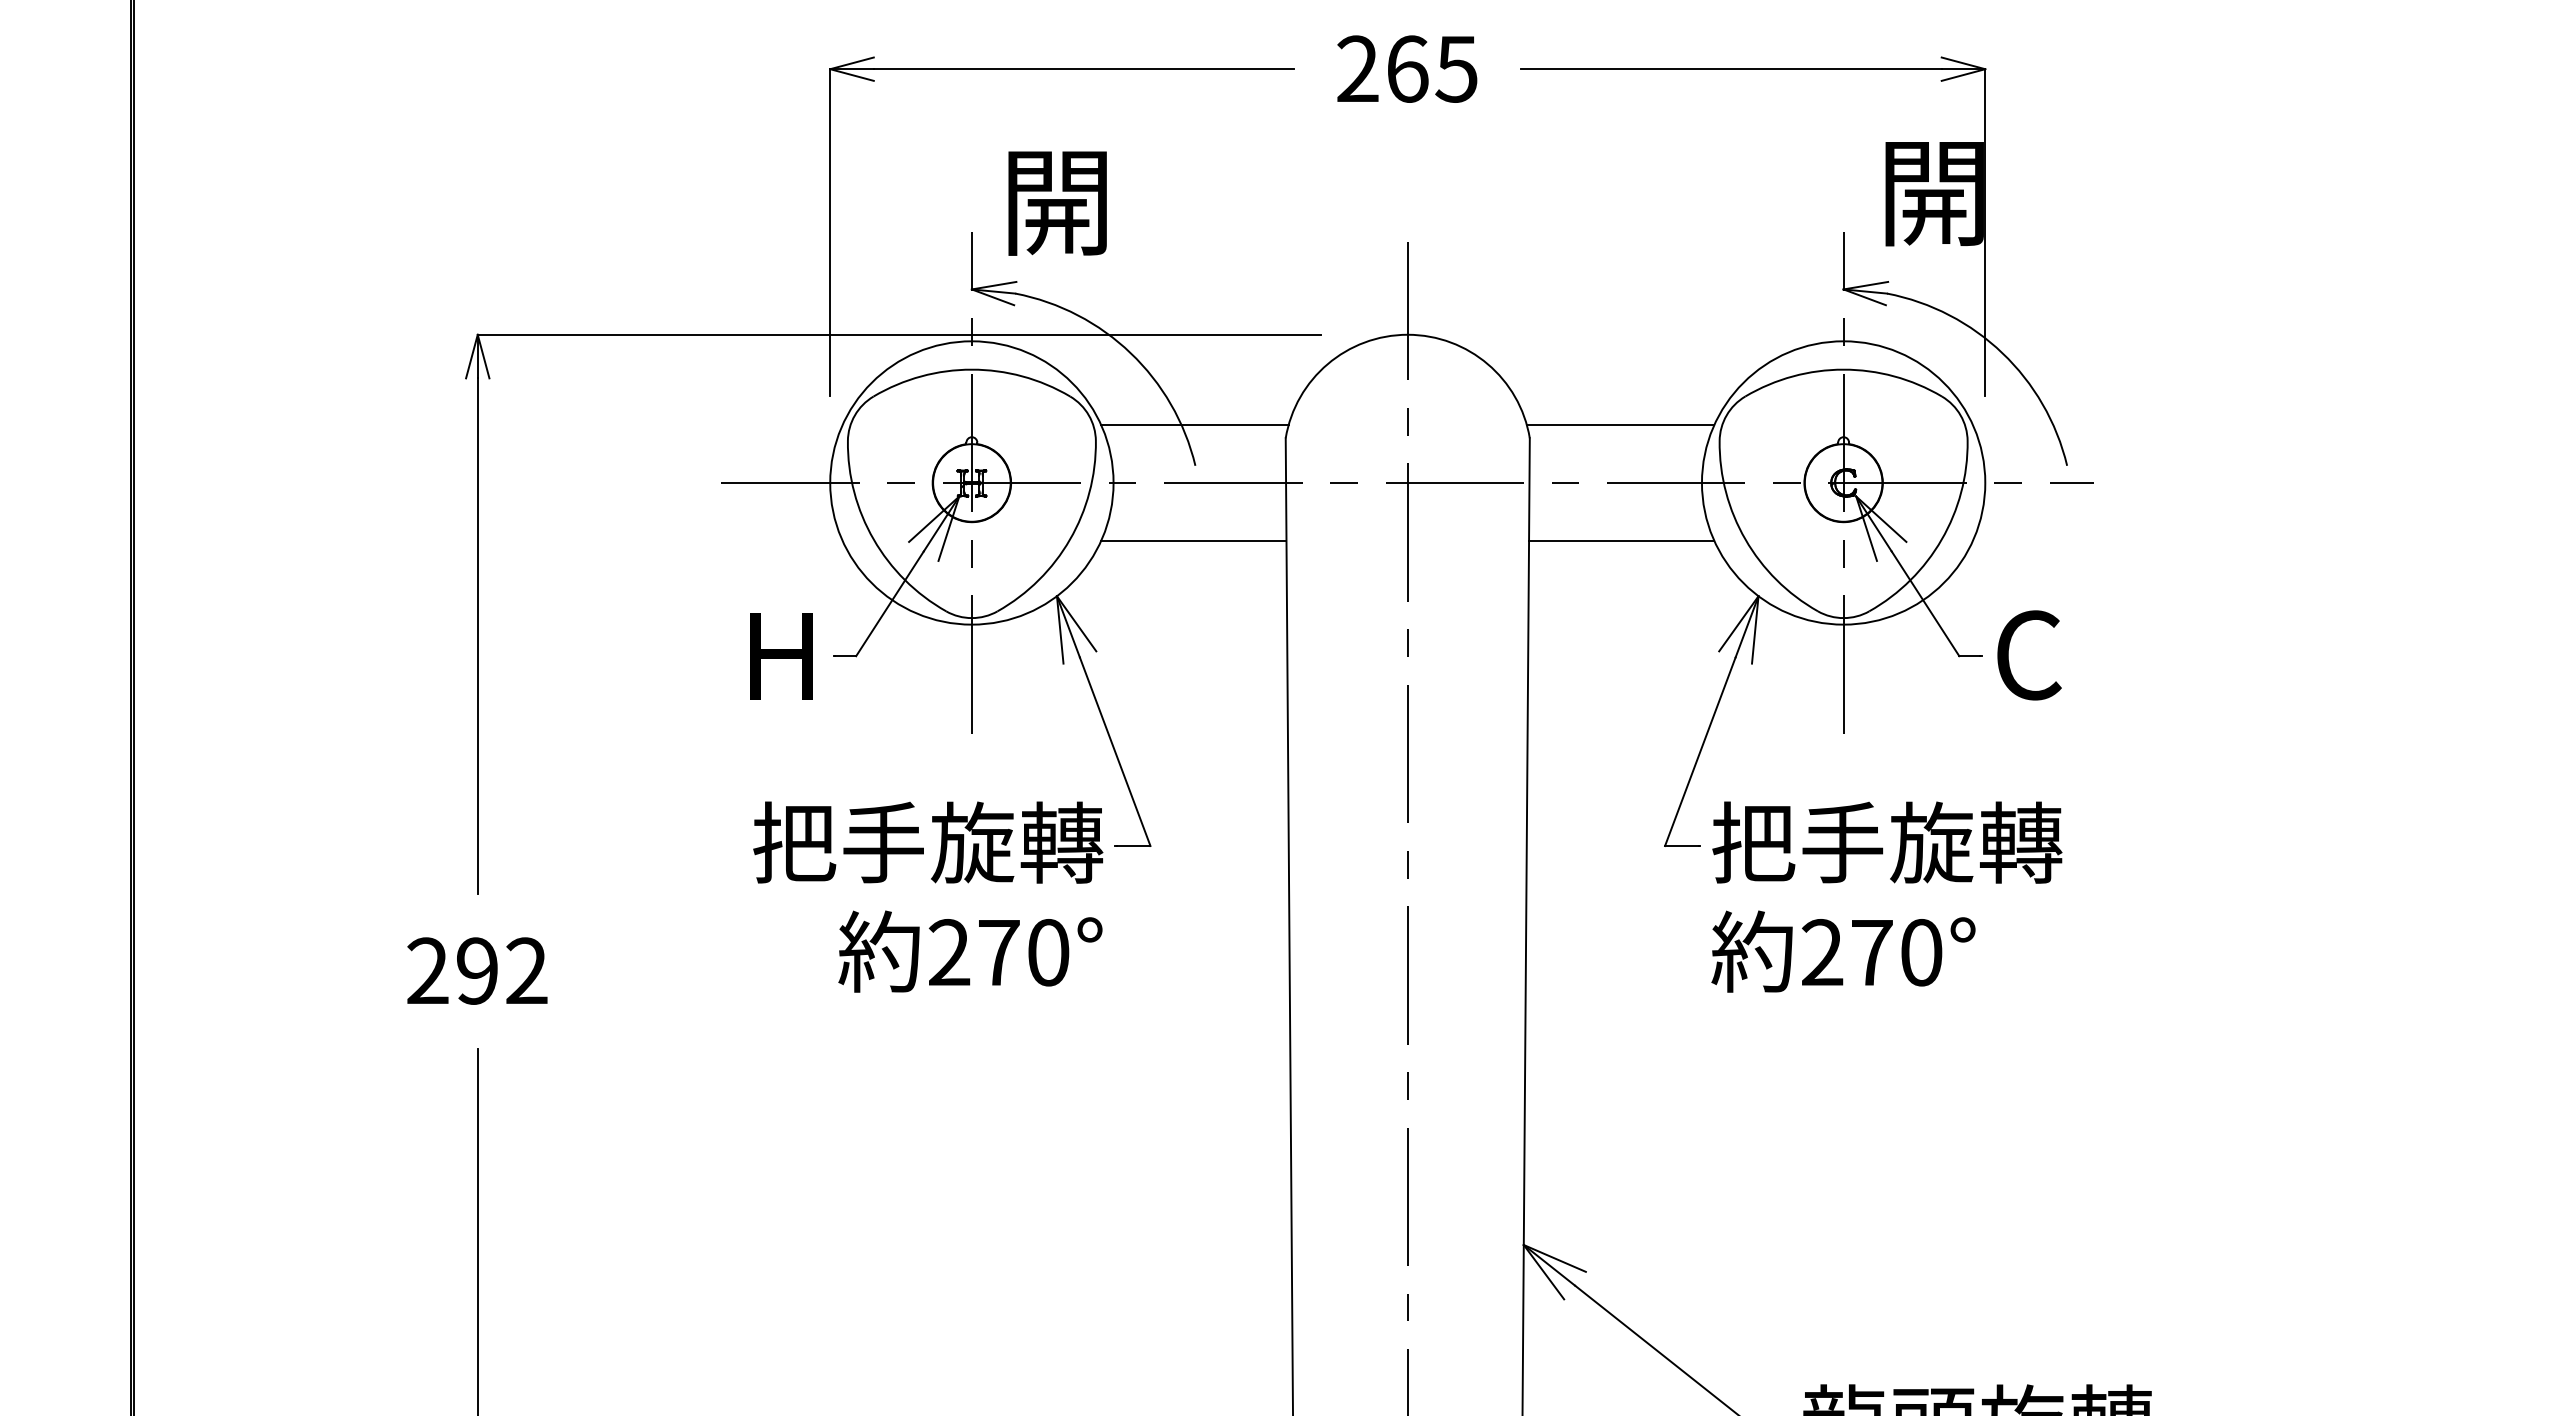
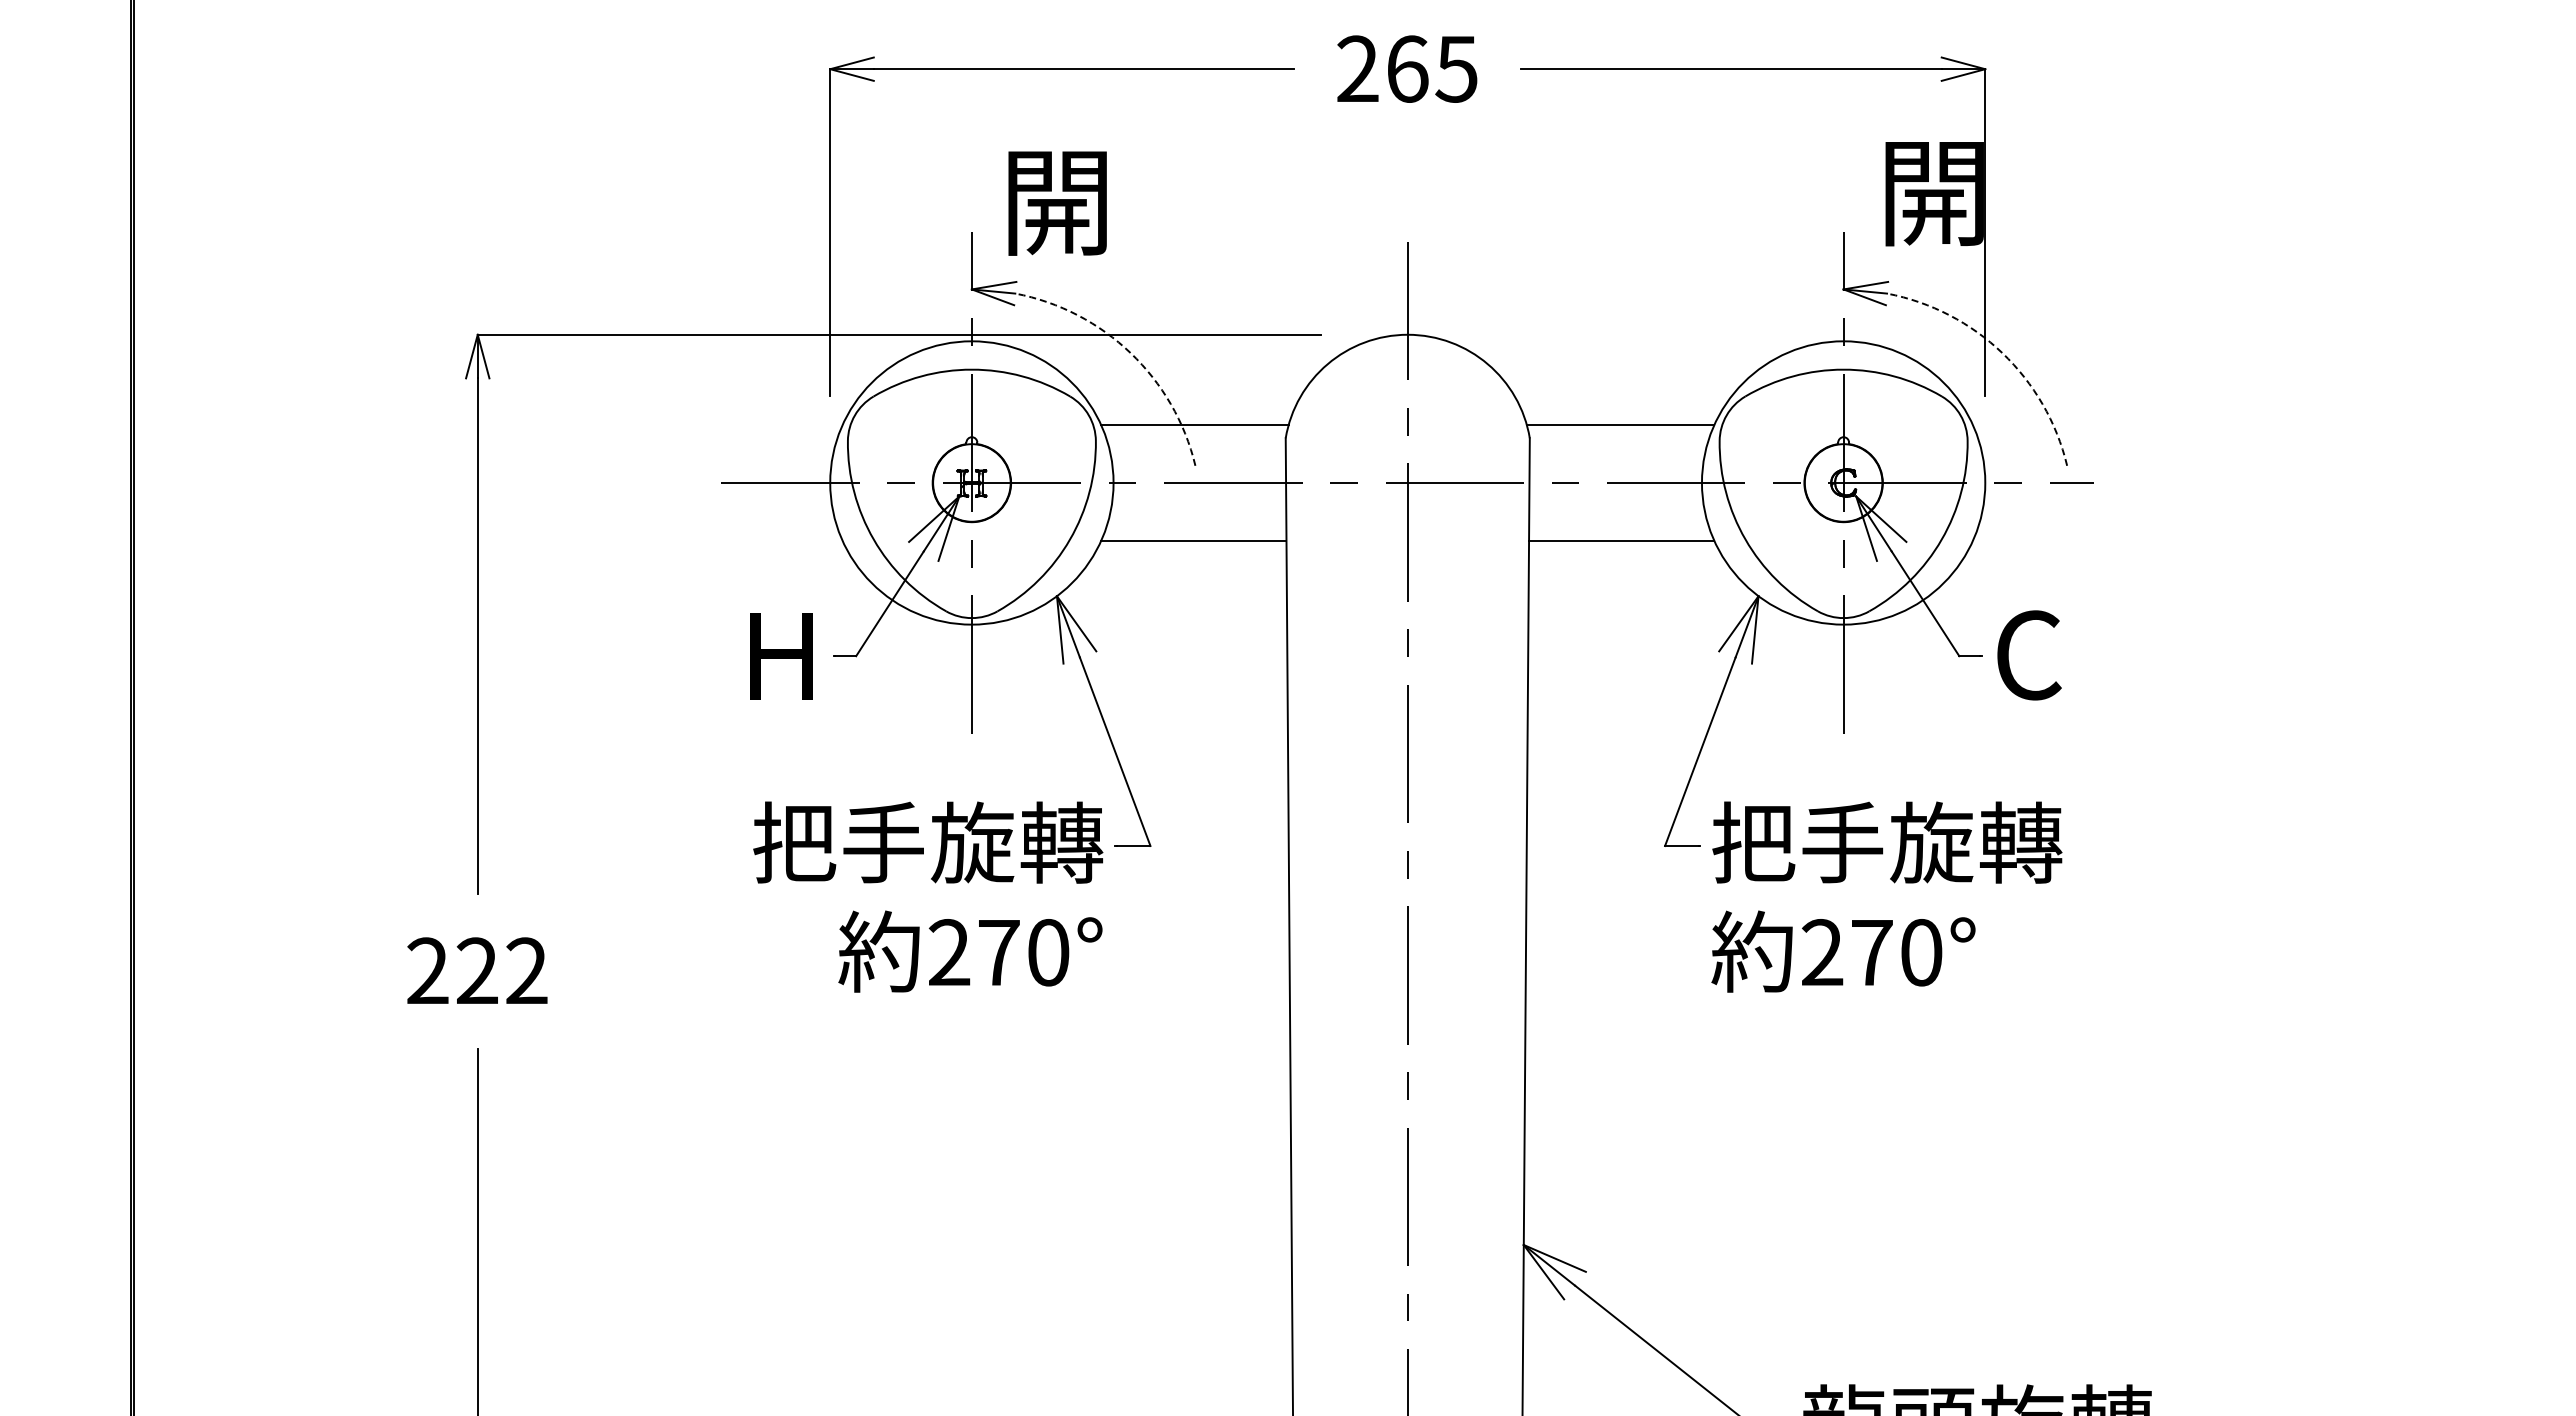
arc: solid -> dashed (1130, 353)
arc: solid -> dashed (2002, 353)
text: 292 -> 222 (476, 970)
